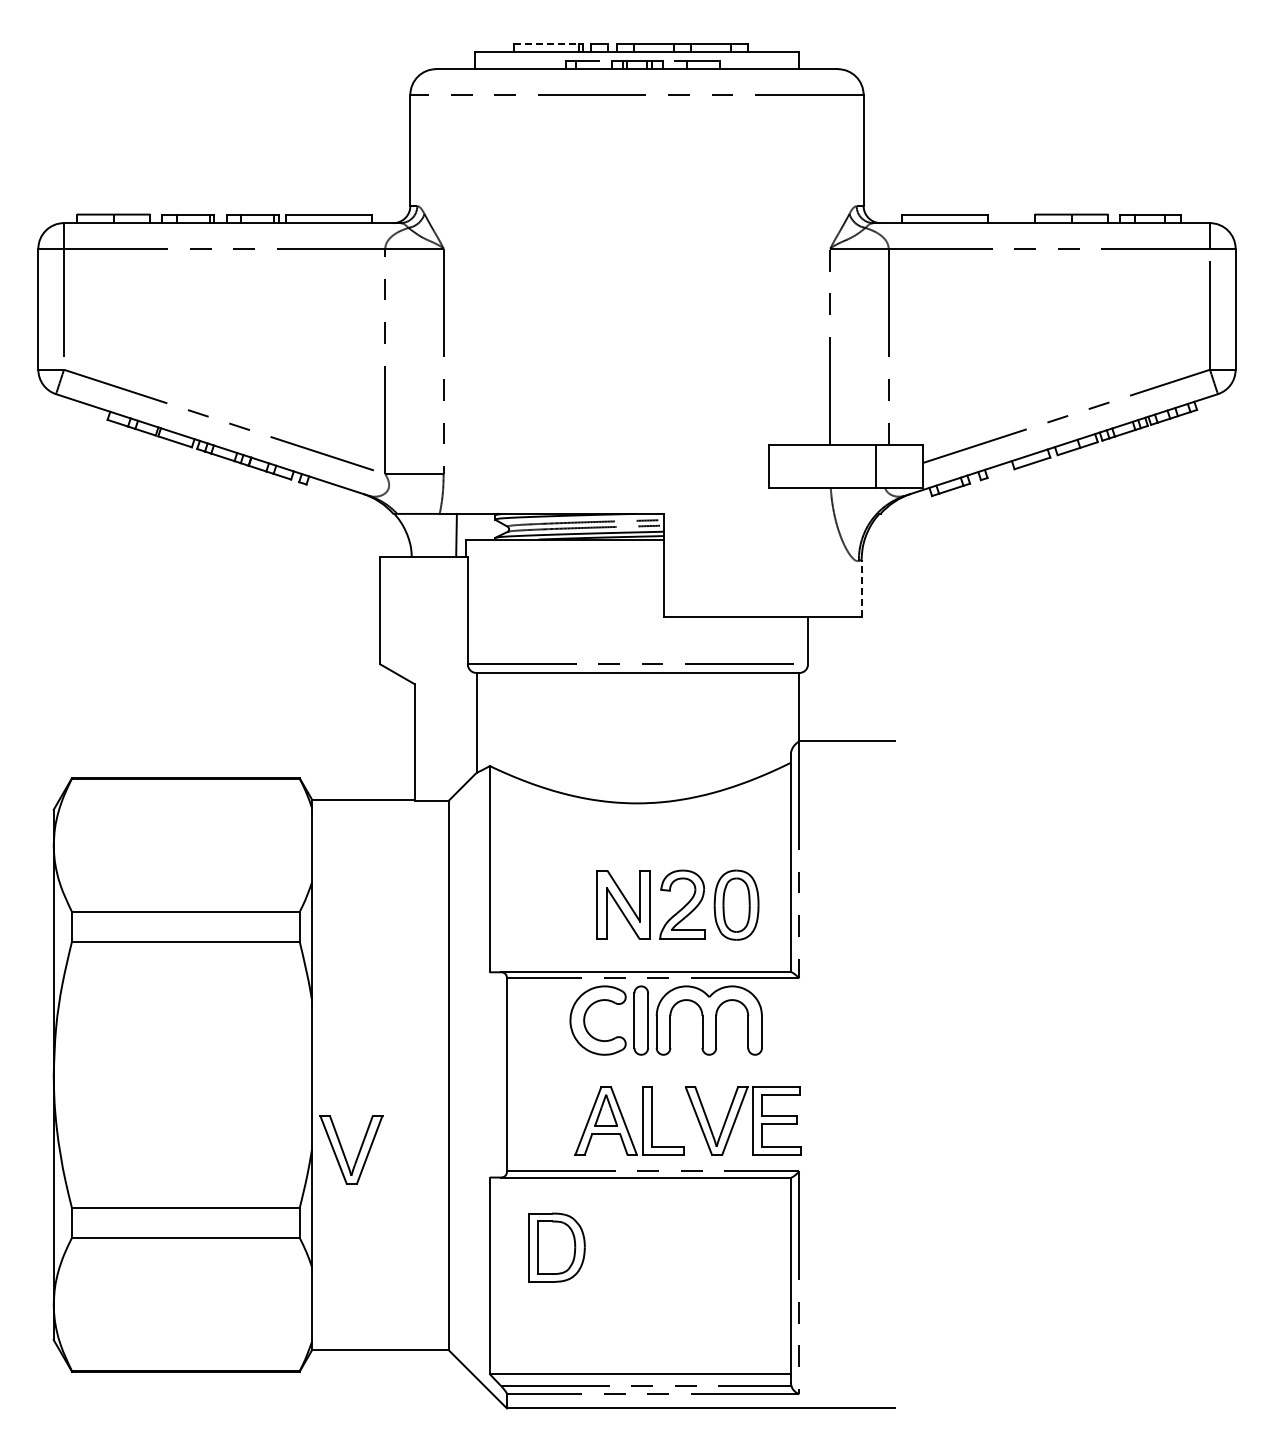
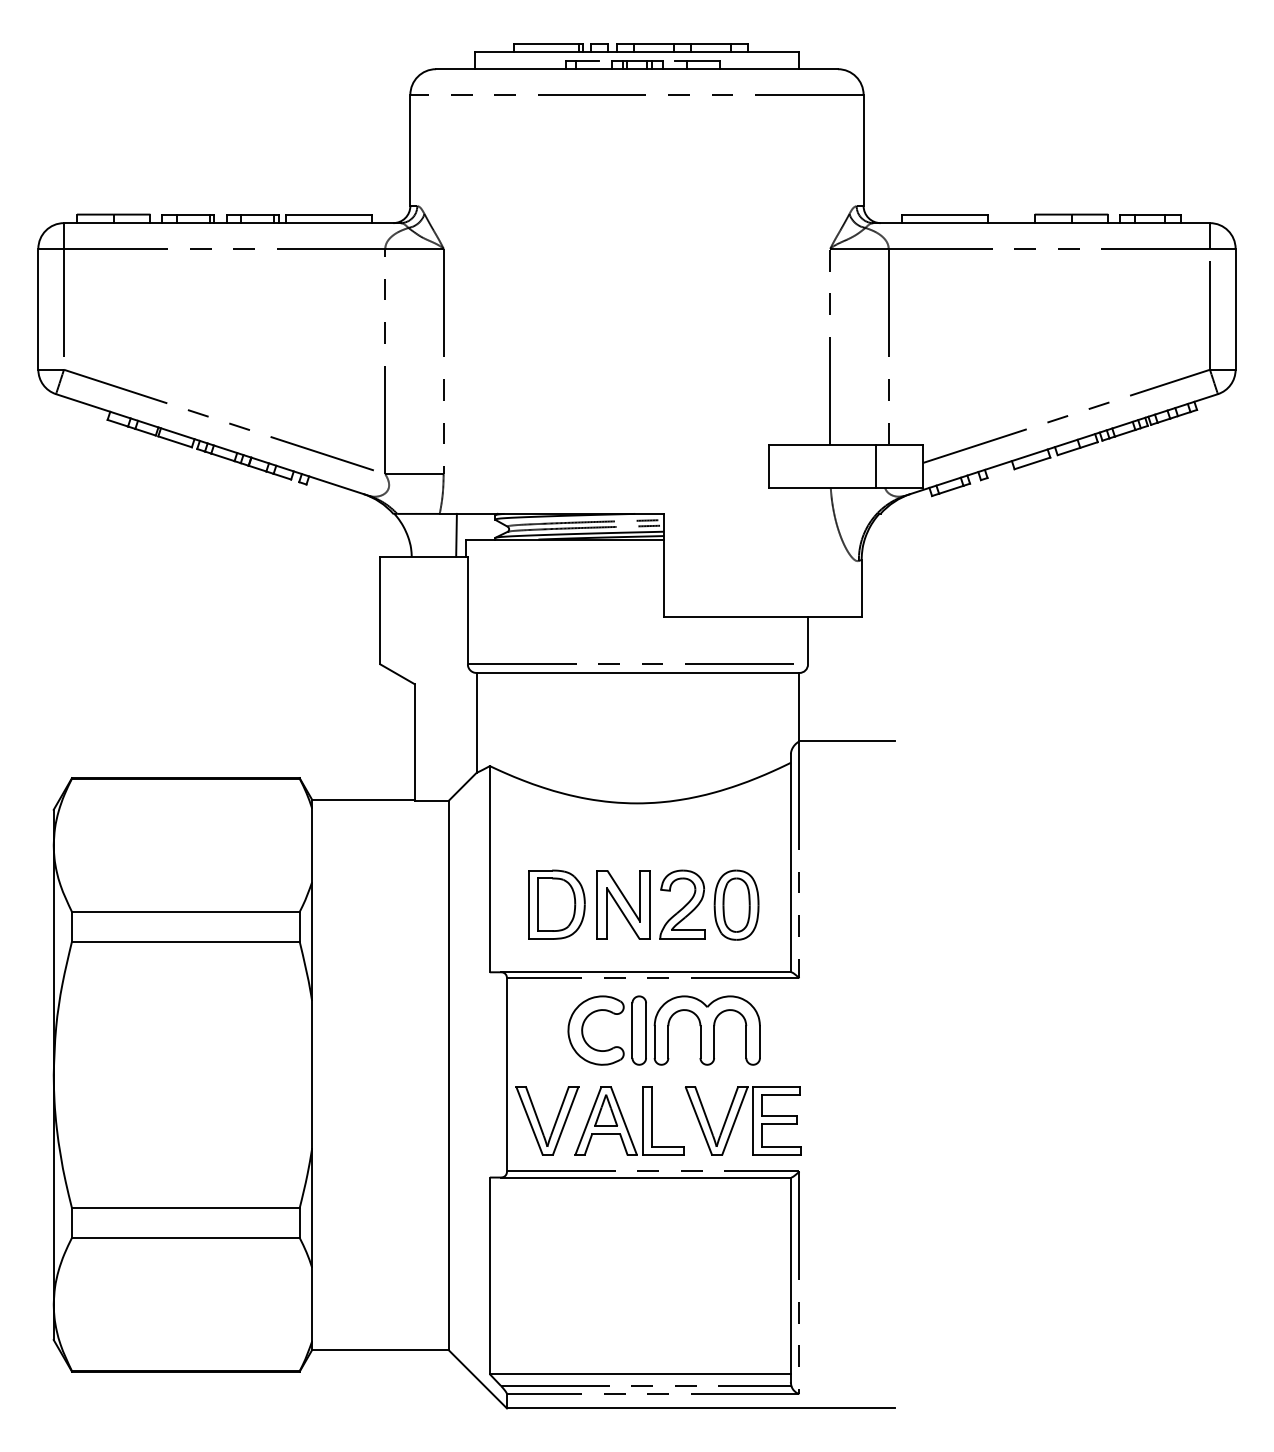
line: dashed -> solid (546, 43)
line: dashed -> solid (861, 587)
part position: (665, 1020) -> (663, 1030) (663, 1030)
part position: (358, 1151) -> (554, 1122) (554, 1122)
part position: (556, 1247) -> (556, 904) (556, 904)
